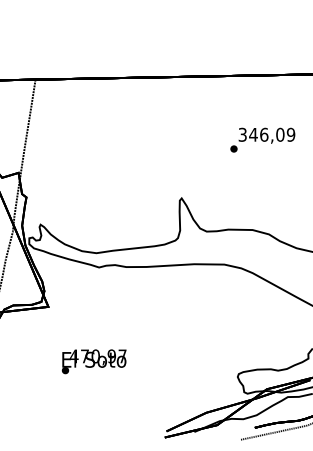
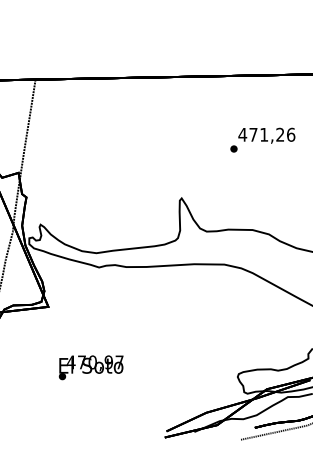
text: 346,09 -> 471,26 (266, 134)
text position: (93, 361) -> (90, 367) (90, 367)
